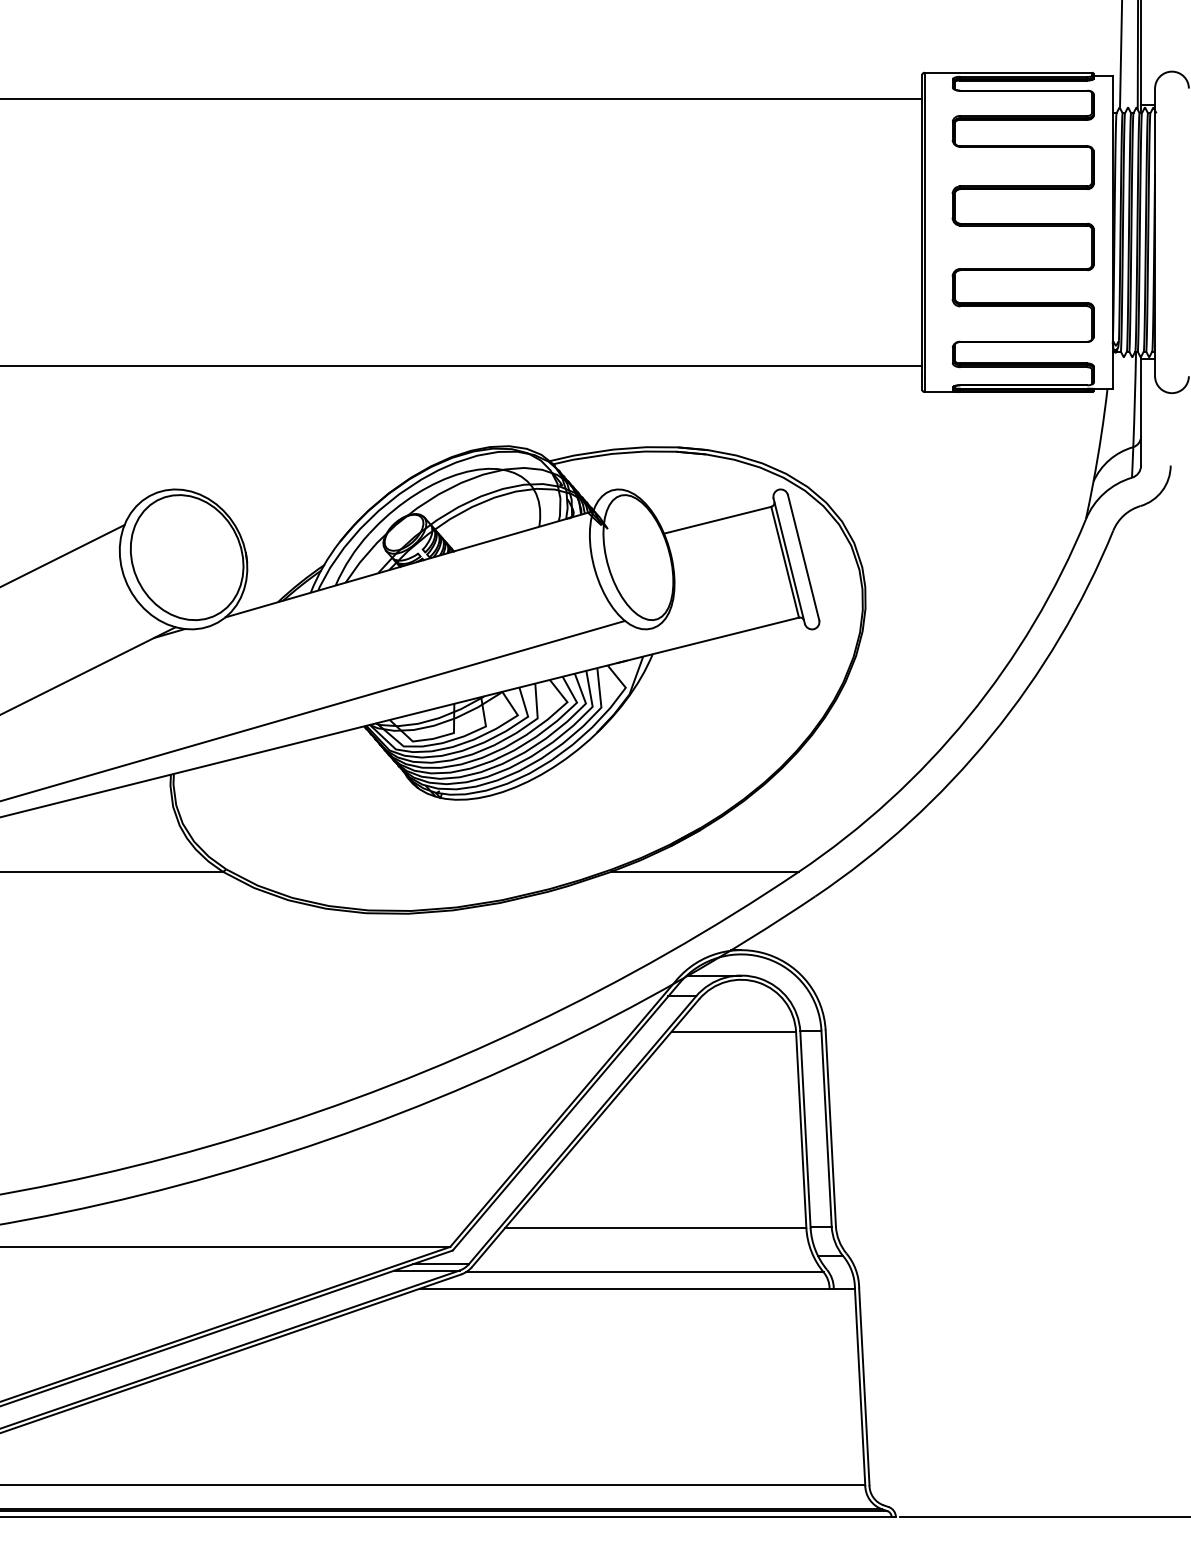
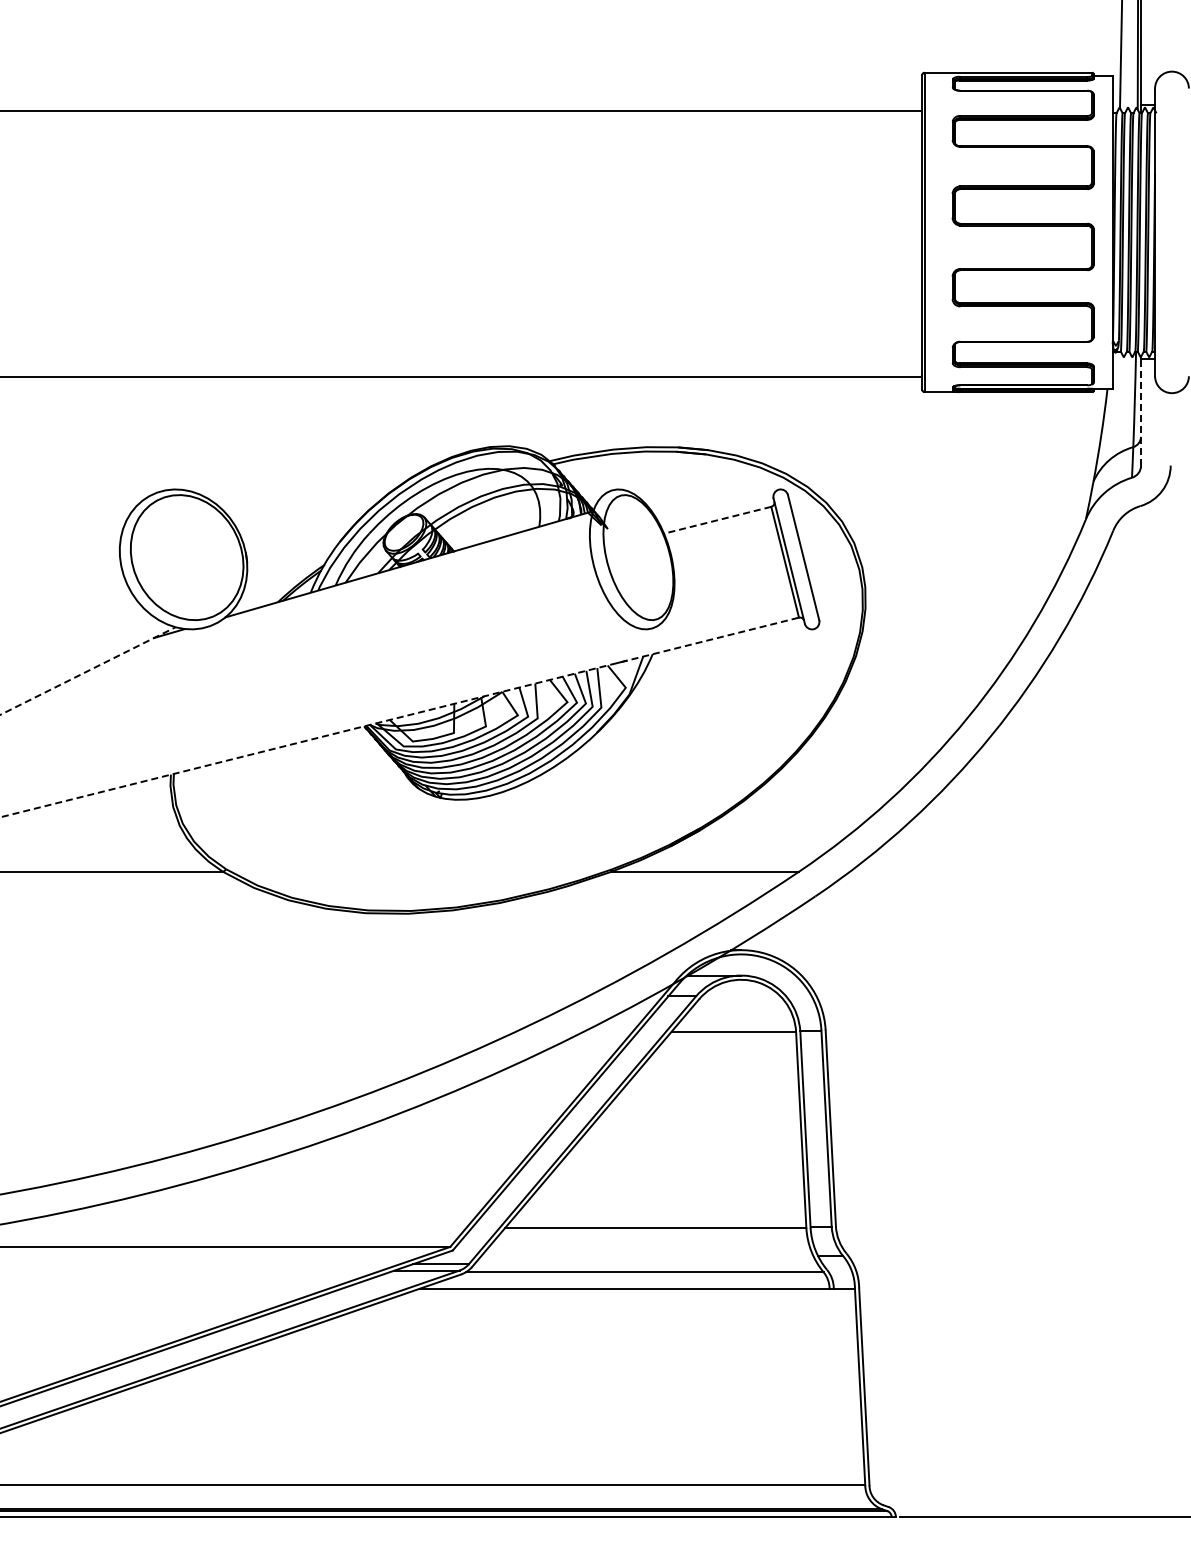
line position: (462, 99) -> (462, 111) (462, 111)
line position: (462, 365) -> (462, 376) (462, 376)
line: solid -> dashed (1141, 411)
line: solid -> dashed (717, 520)
line: present -> none (63, 555)
line: solid -> dashed (88, 671)
line: present -> none (313, 710)
line: solid -> dashed (400, 717)
